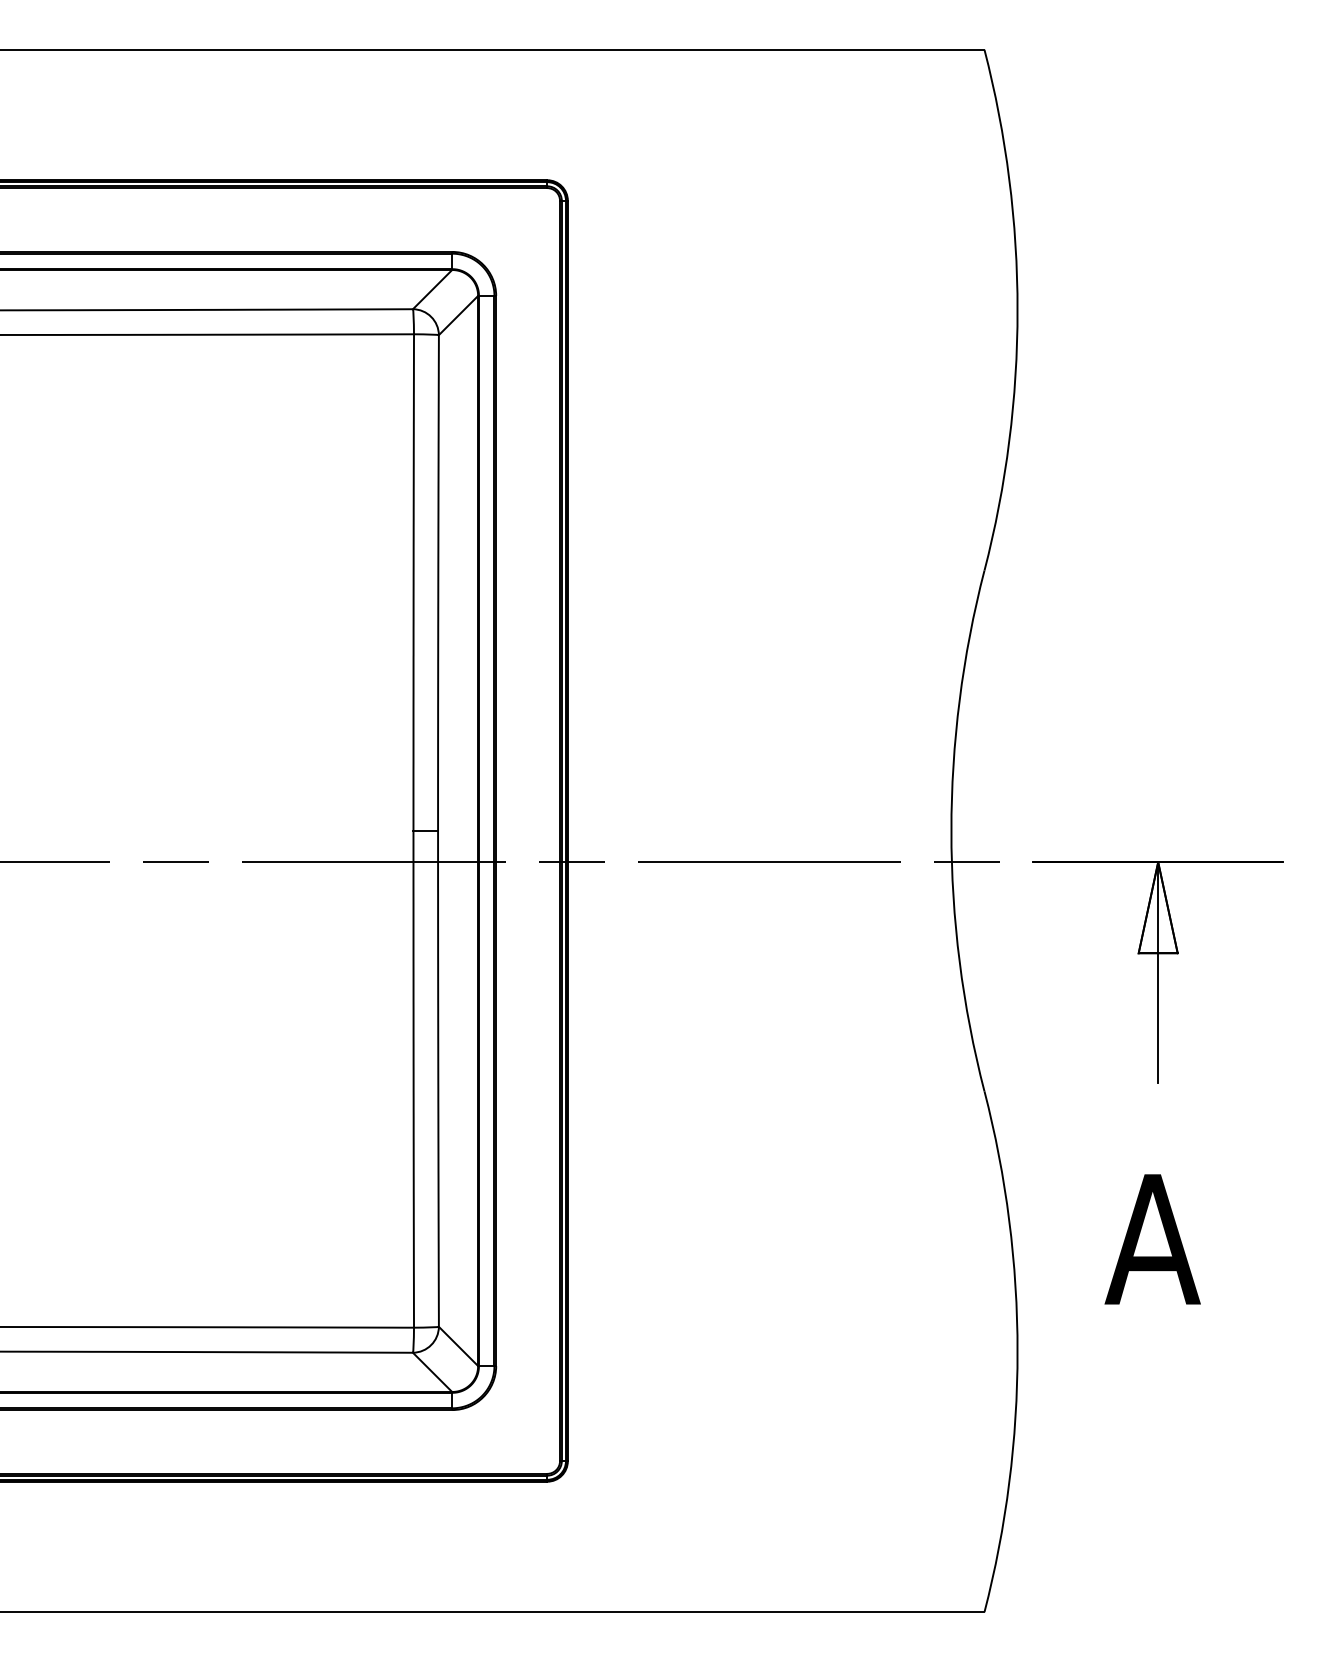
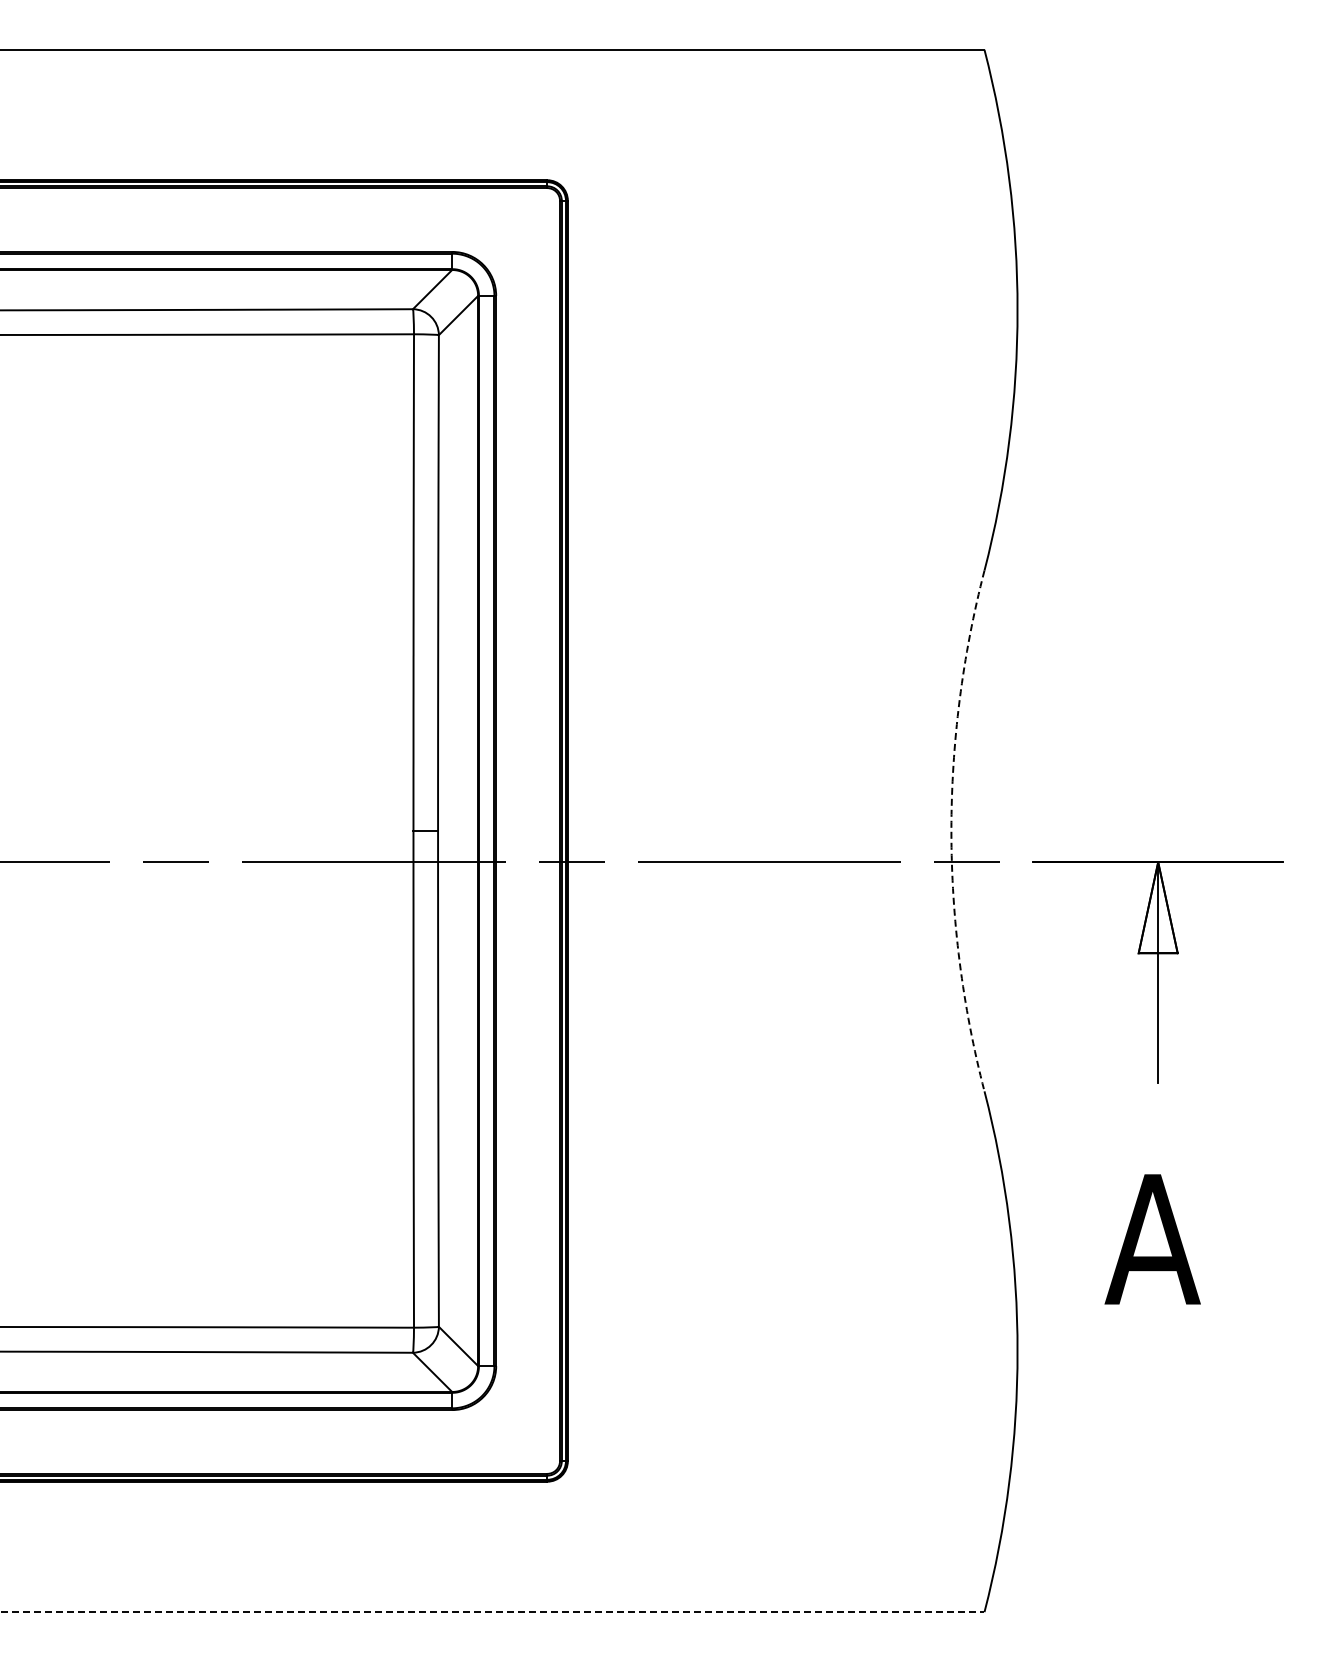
arc: solid -> dashed (951, 830)
line: solid -> dashed (492, 1612)
